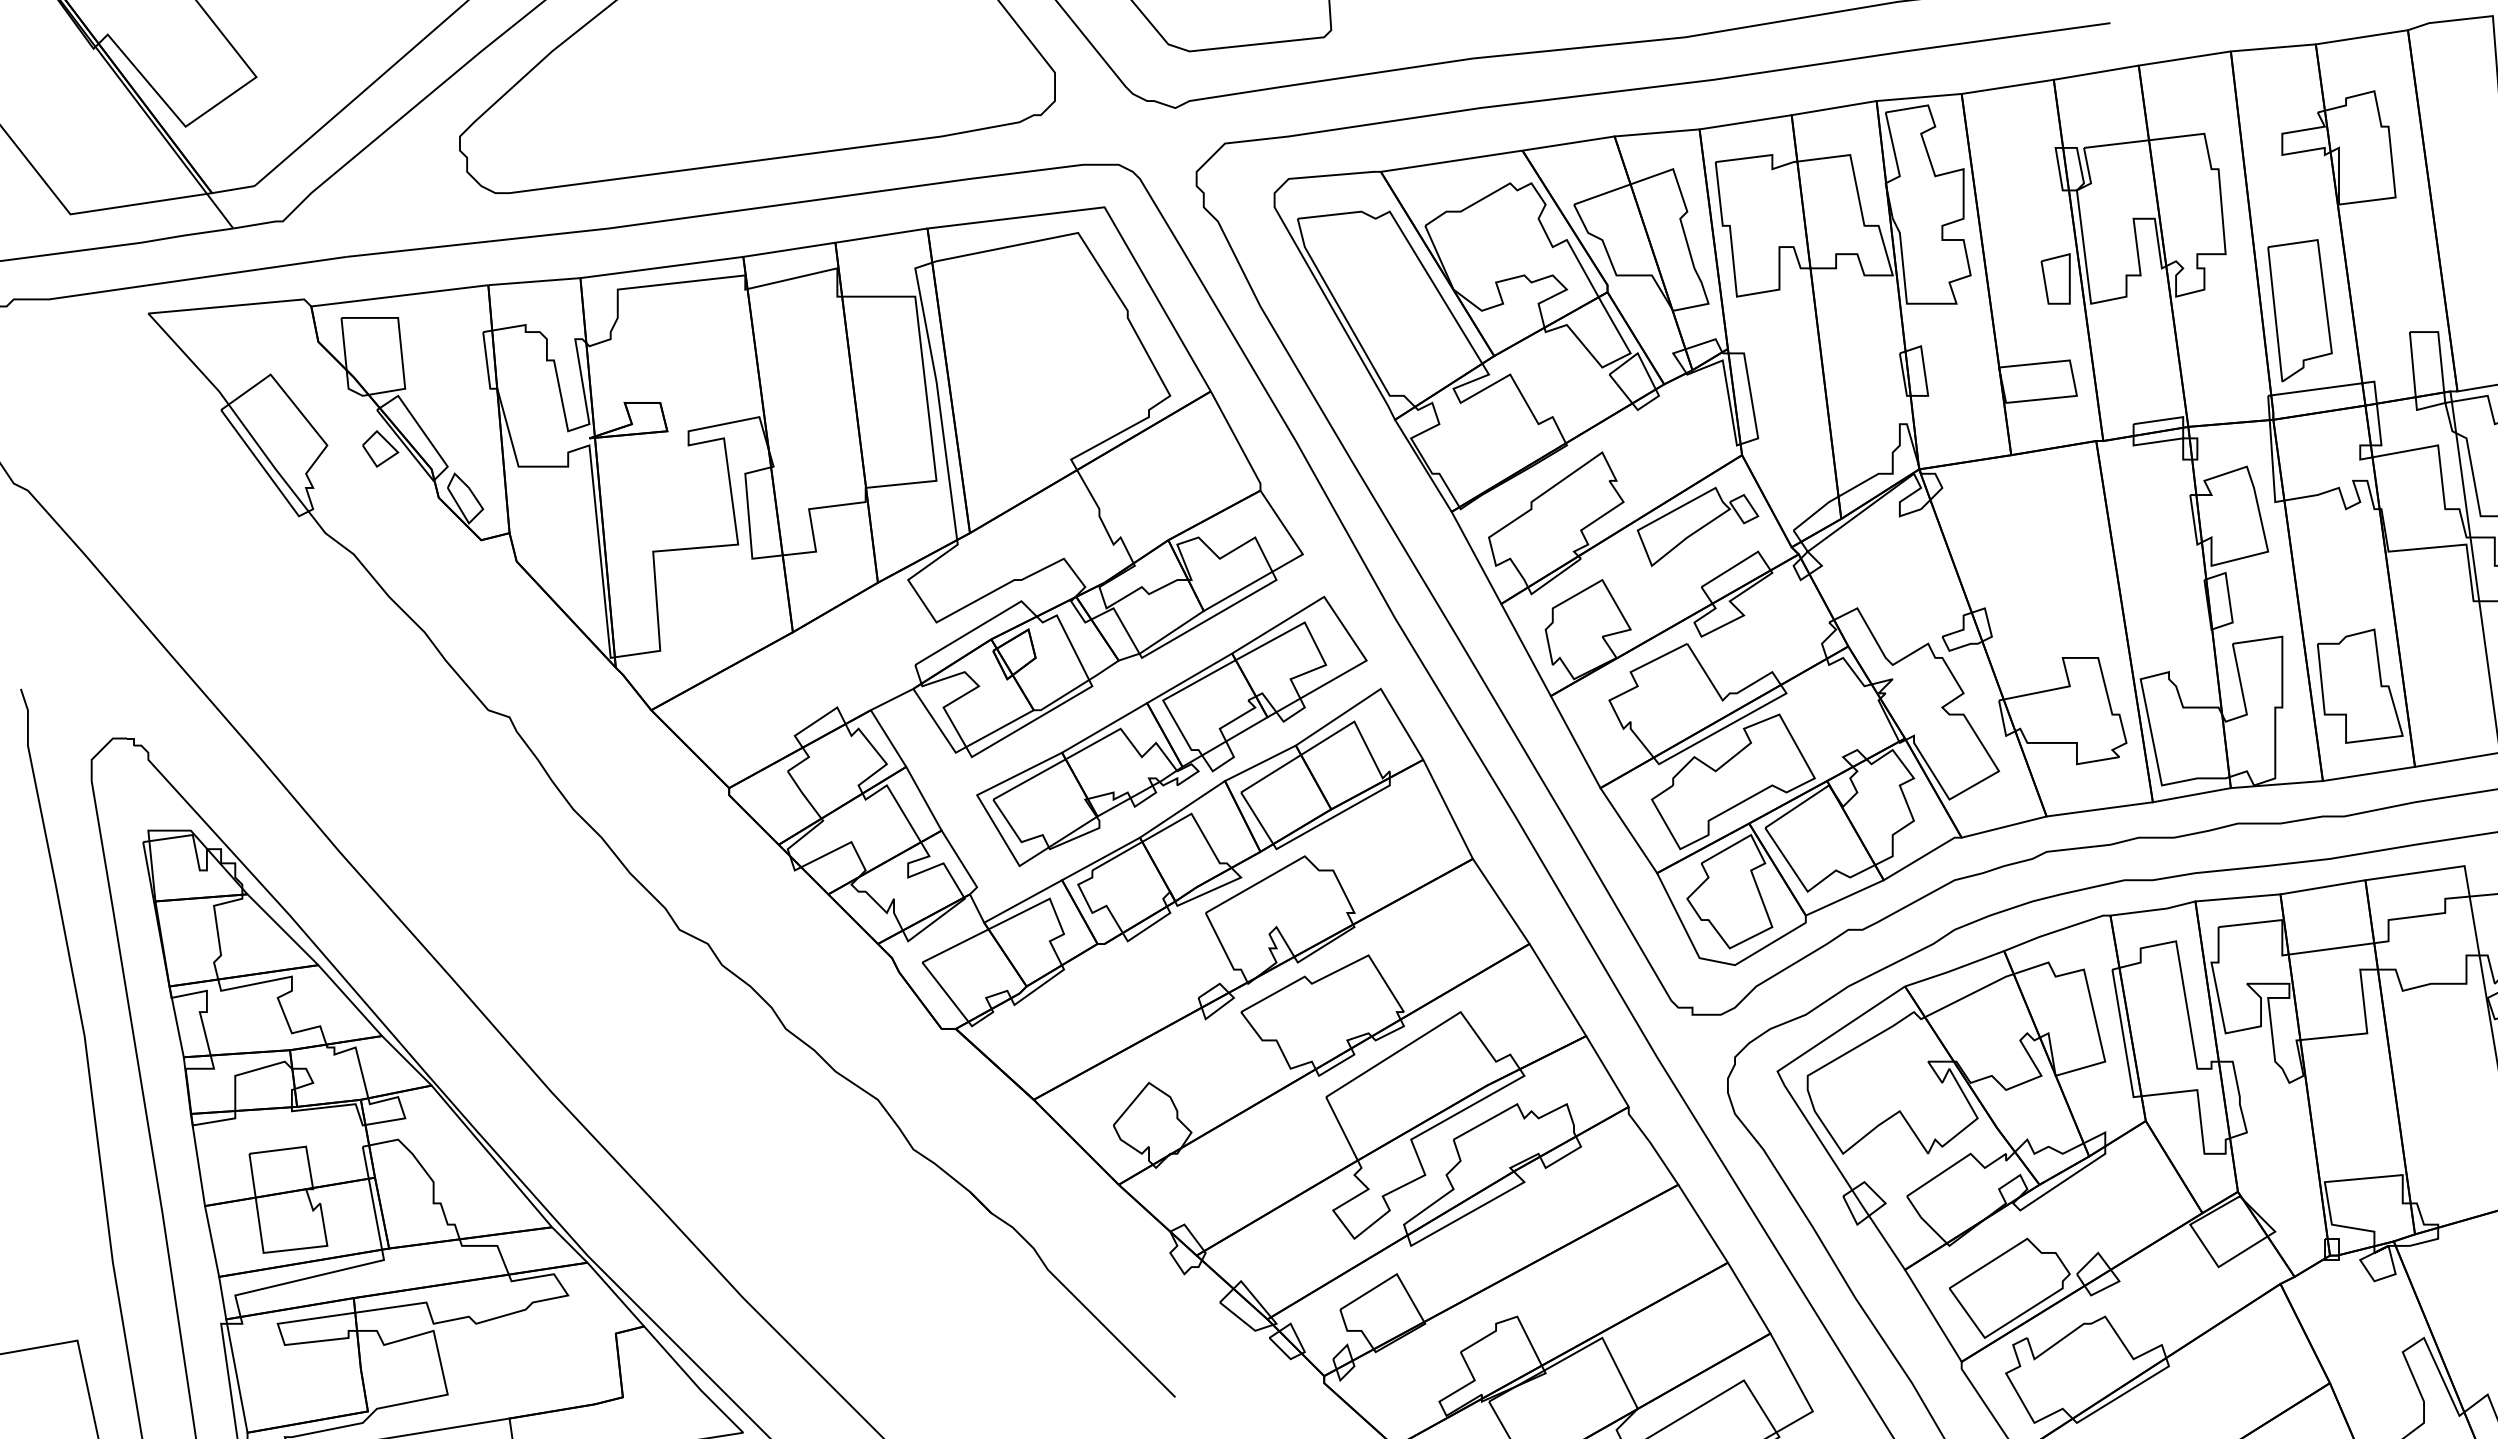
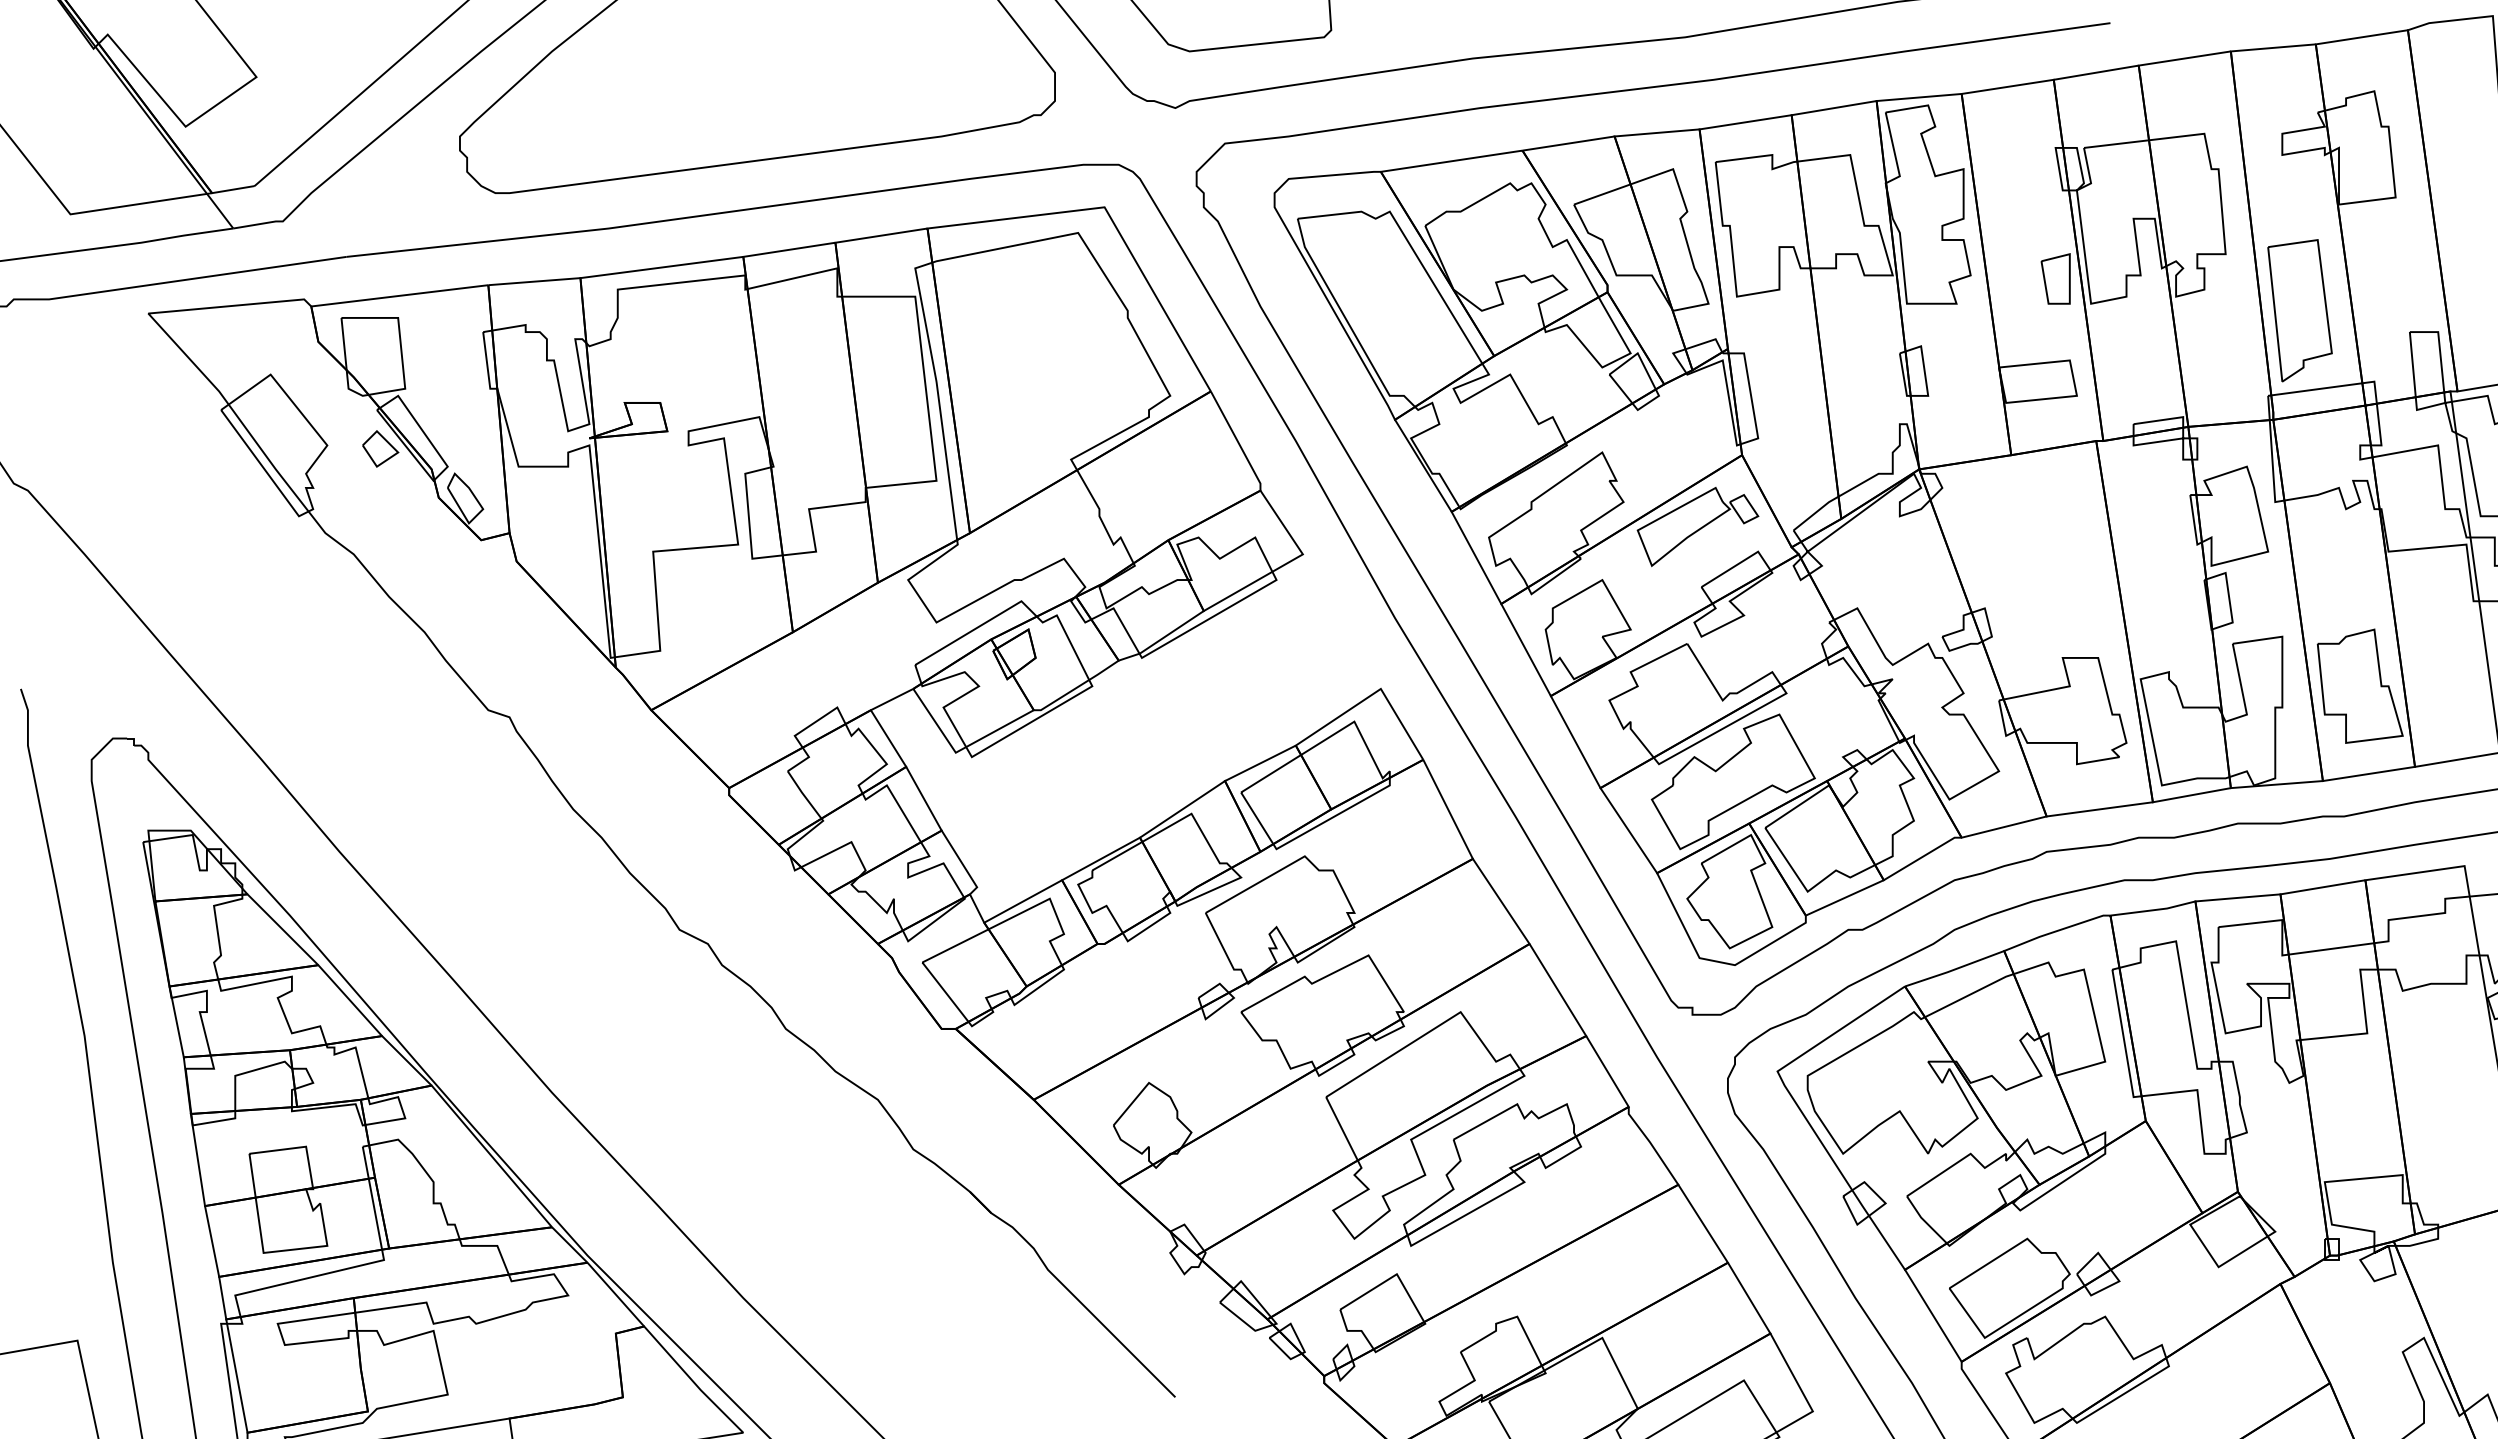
part: present -> none (1171, 731)
